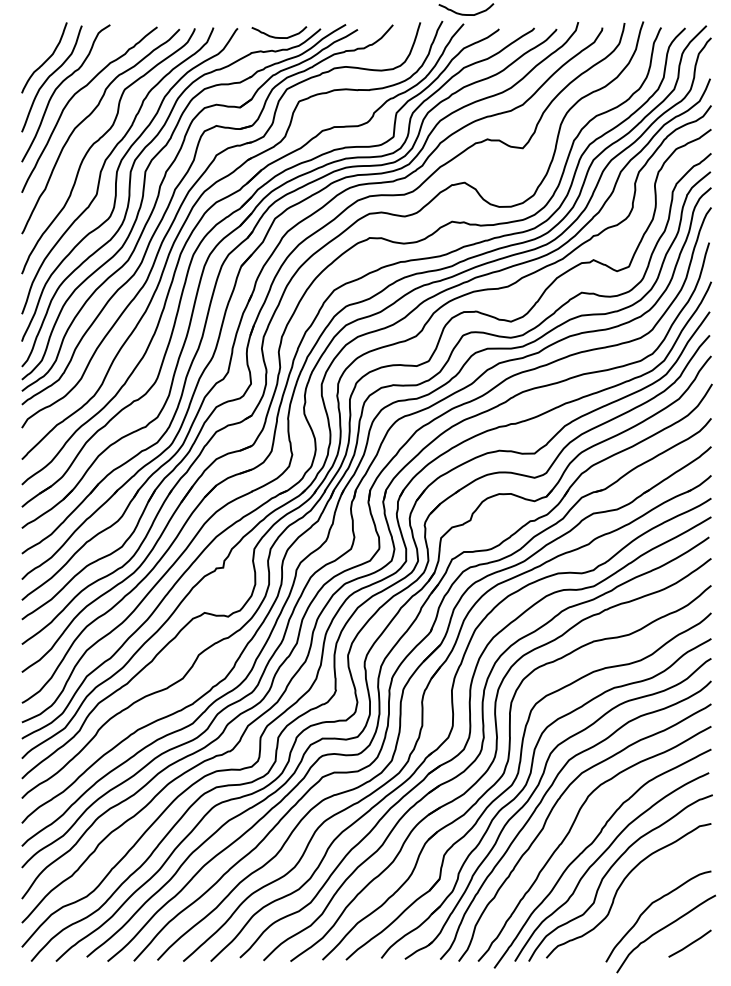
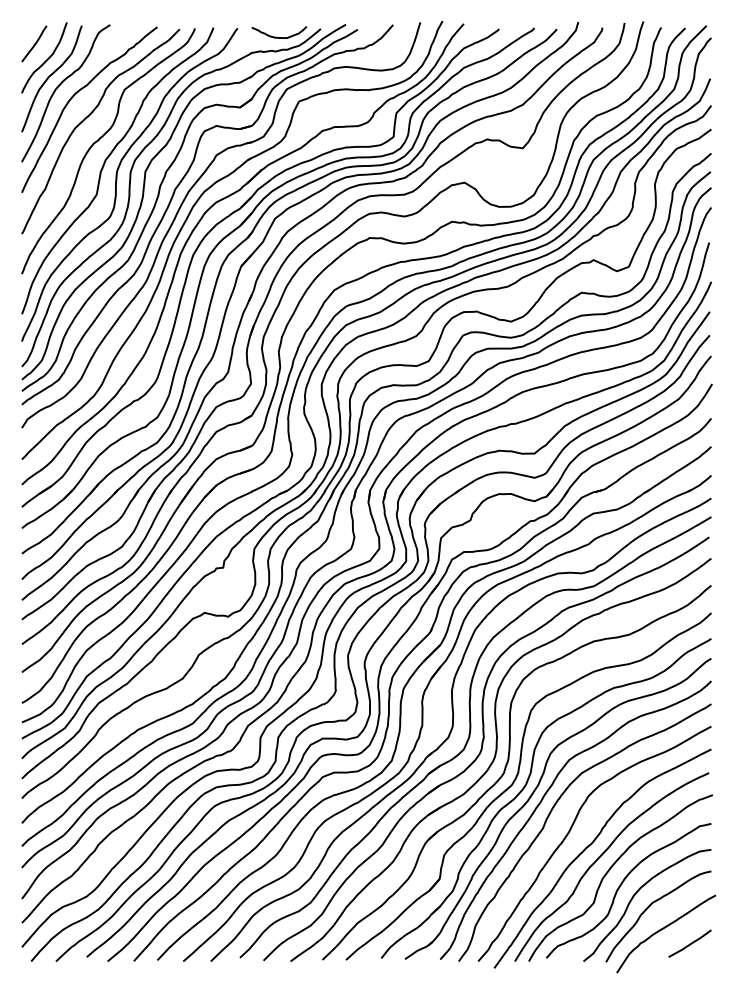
curve: present -> none (463, 13)
line: none -> present (34, 43)
curve: none -> present (636, 894)
